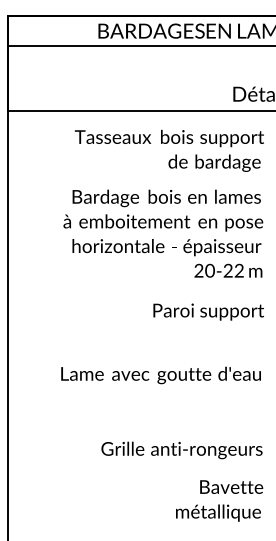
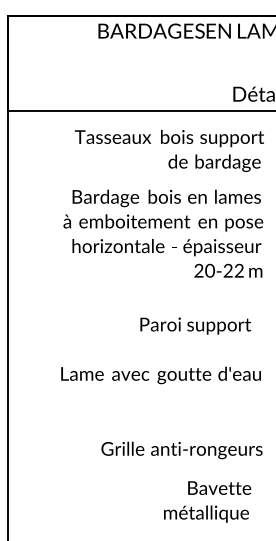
line: present -> none (140, 46)
text position: (208, 311) -> (195, 325) (195, 325)
text position: (219, 500) -> (207, 501) (207, 501)
